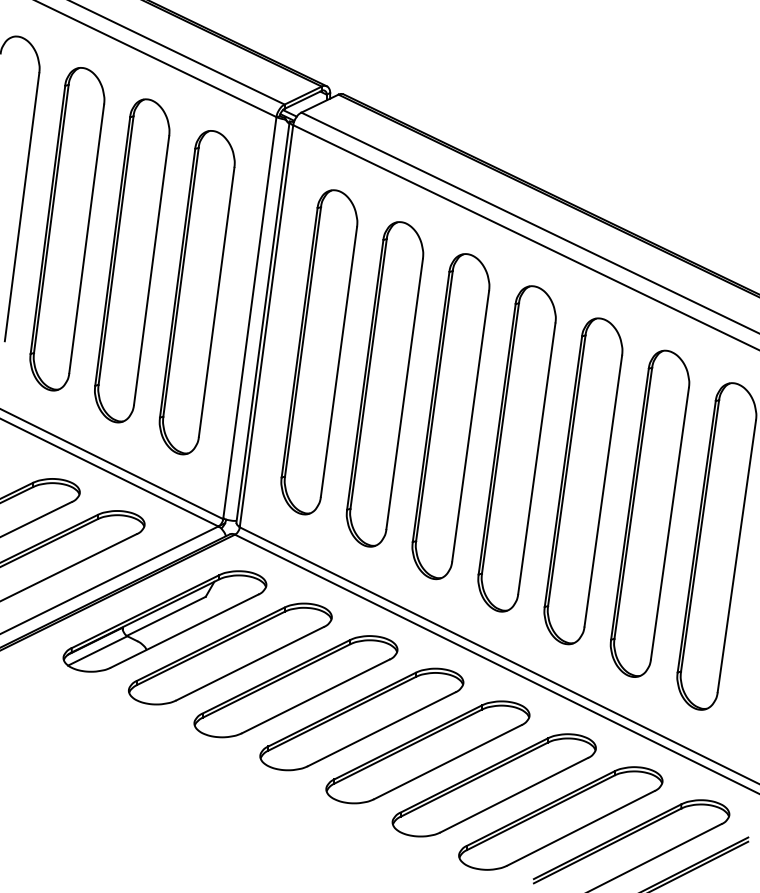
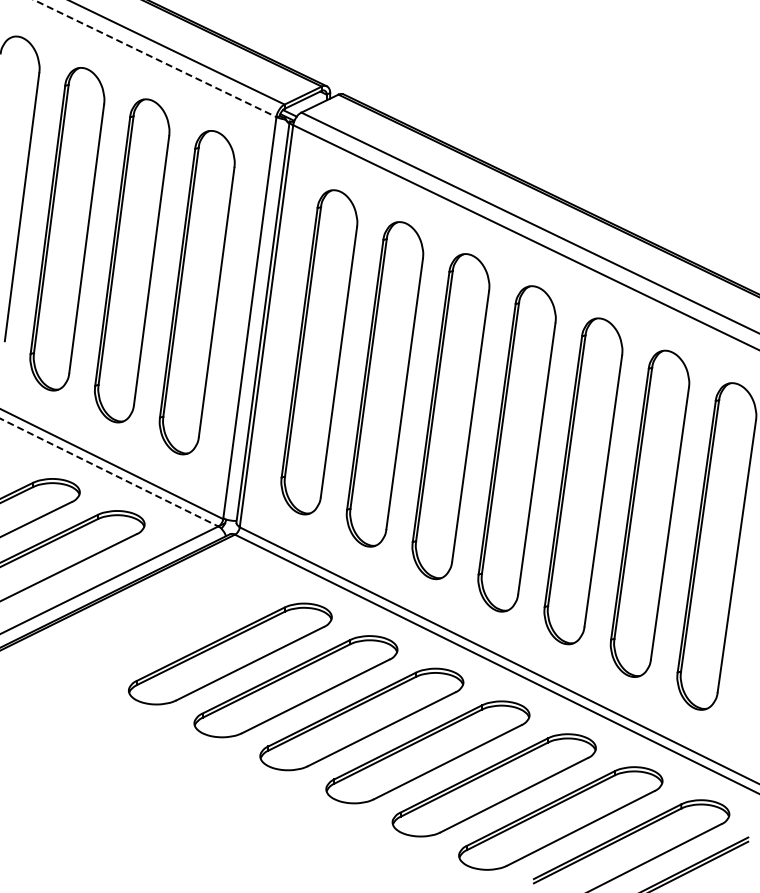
line: solid -> dashed (155, 58)
line: solid -> dashed (109, 472)
part: present -> none (164, 621)
